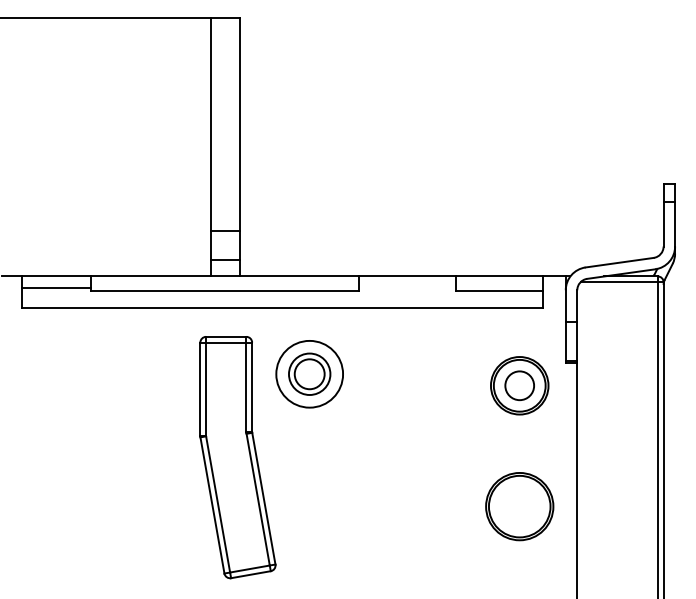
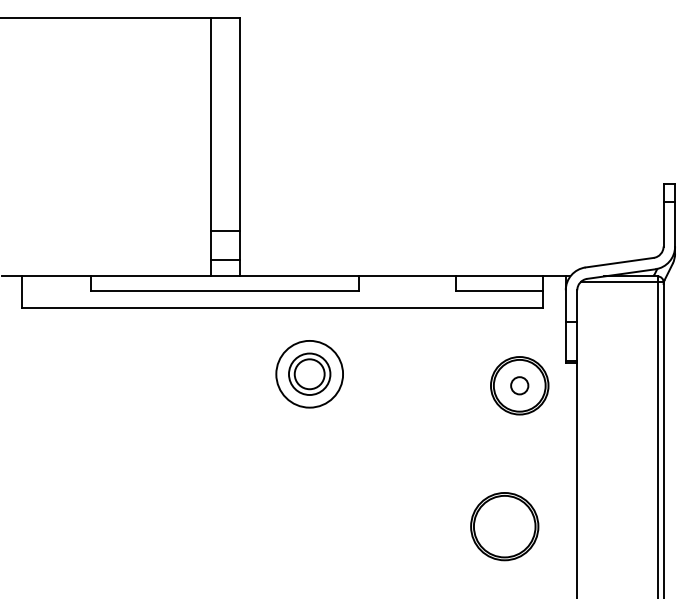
line: present -> none (56, 287)
circle diameter: 29 px -> 17 px (519, 385)
part: present -> none (237, 457)
part position: (519, 506) -> (504, 526) (504, 526)
